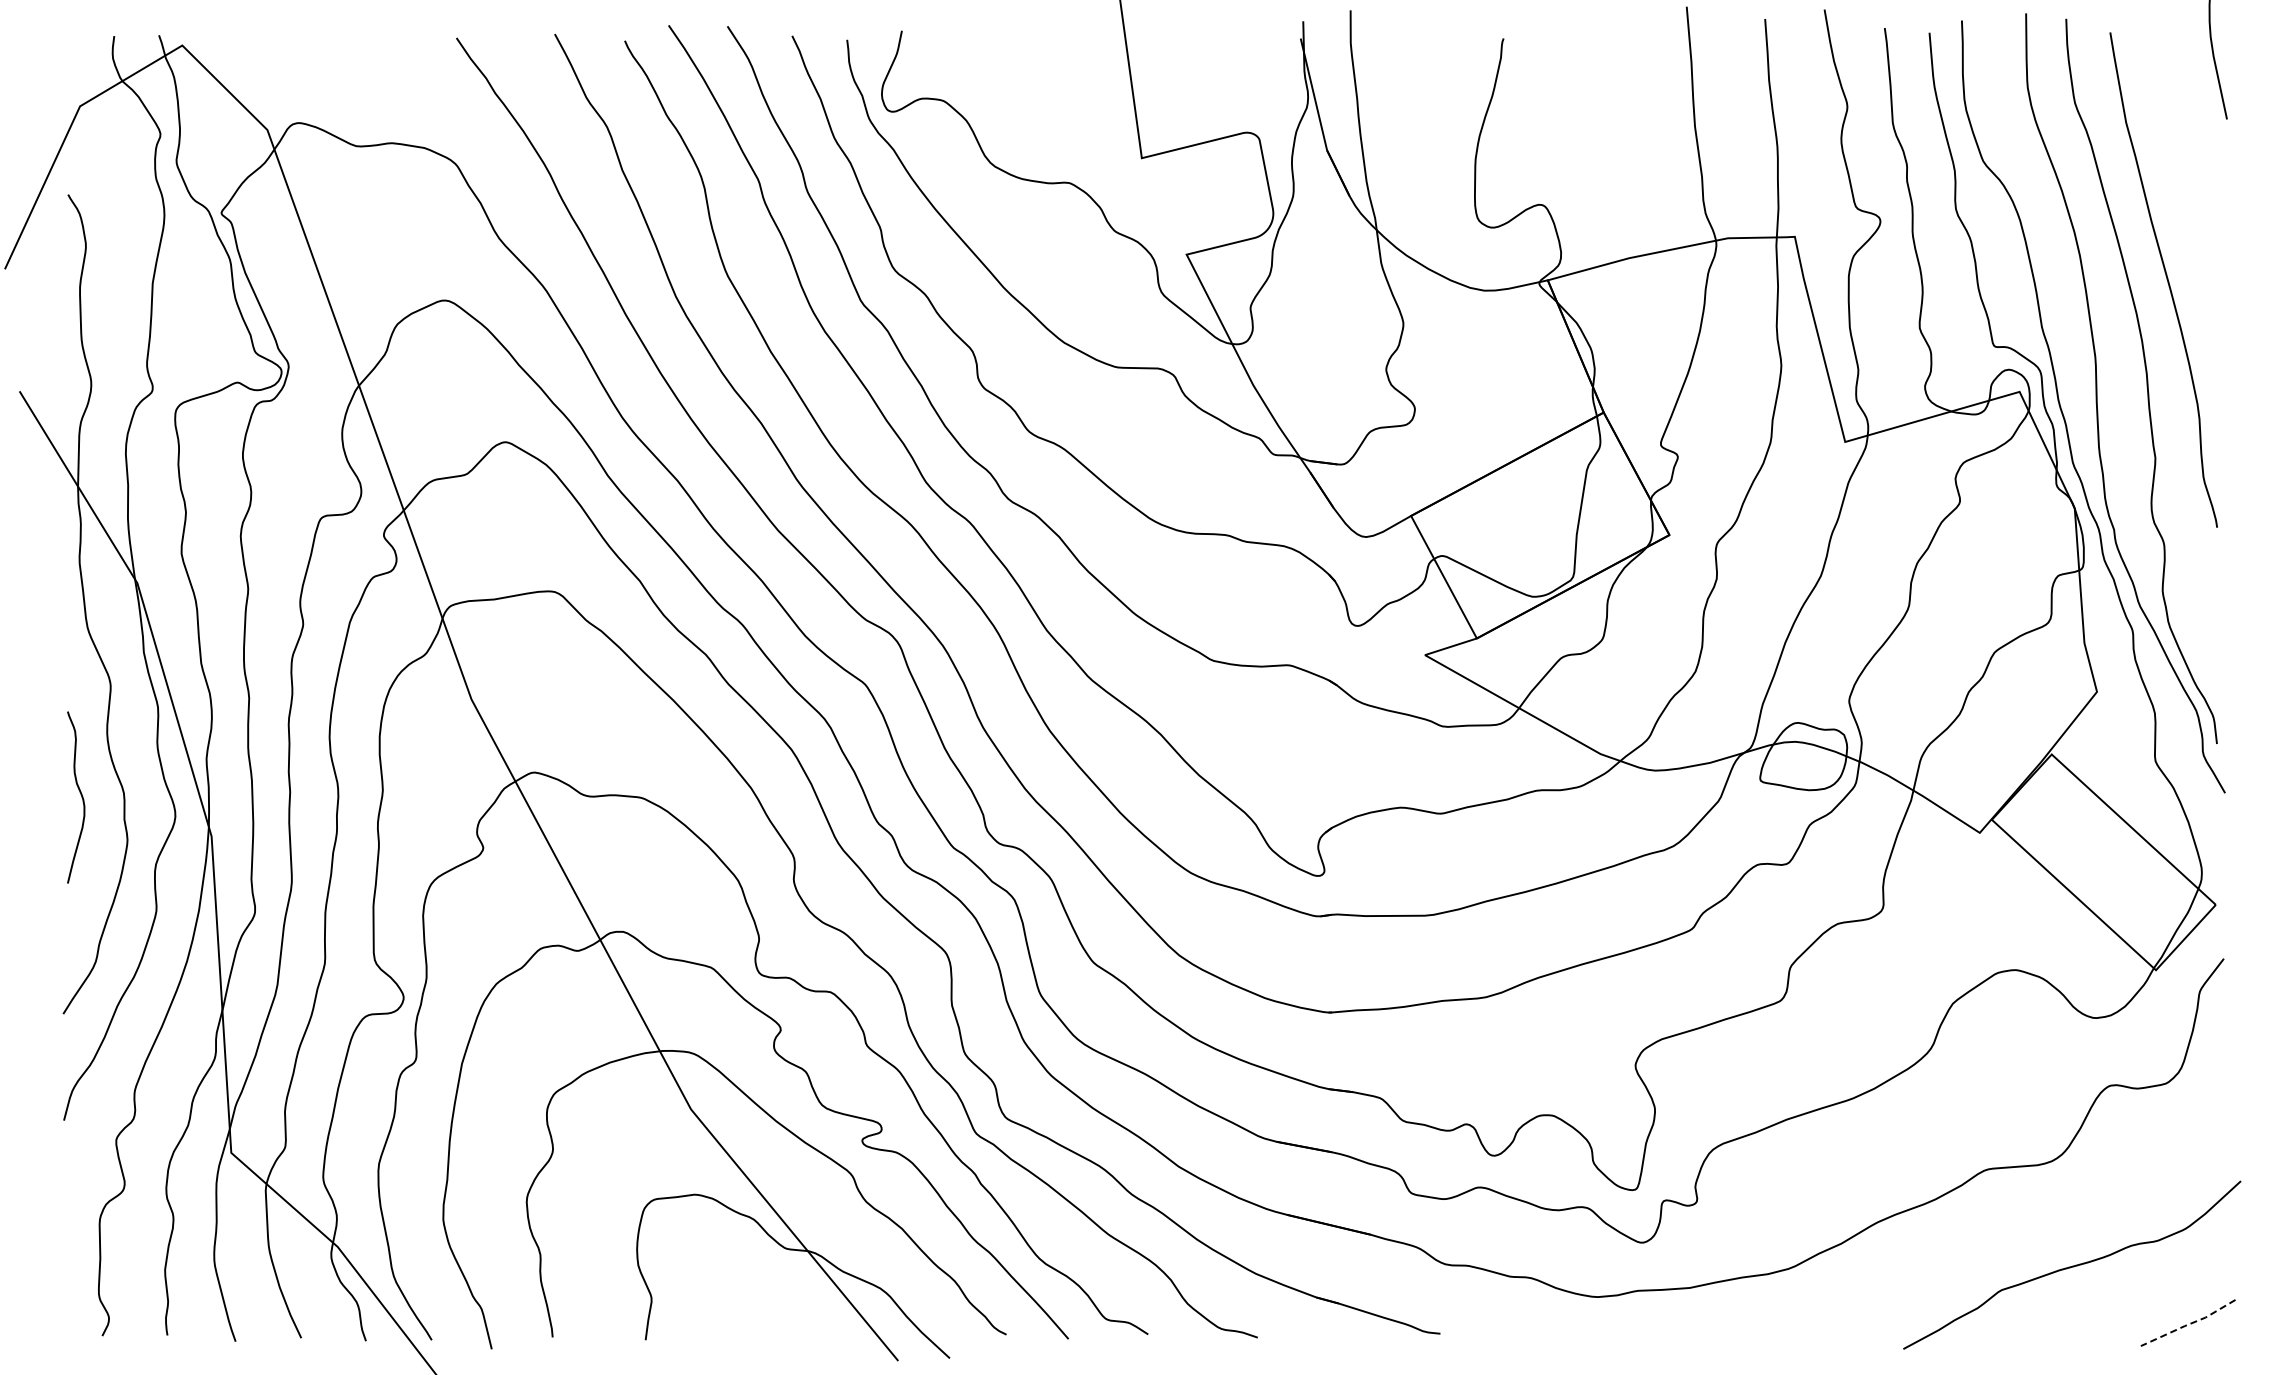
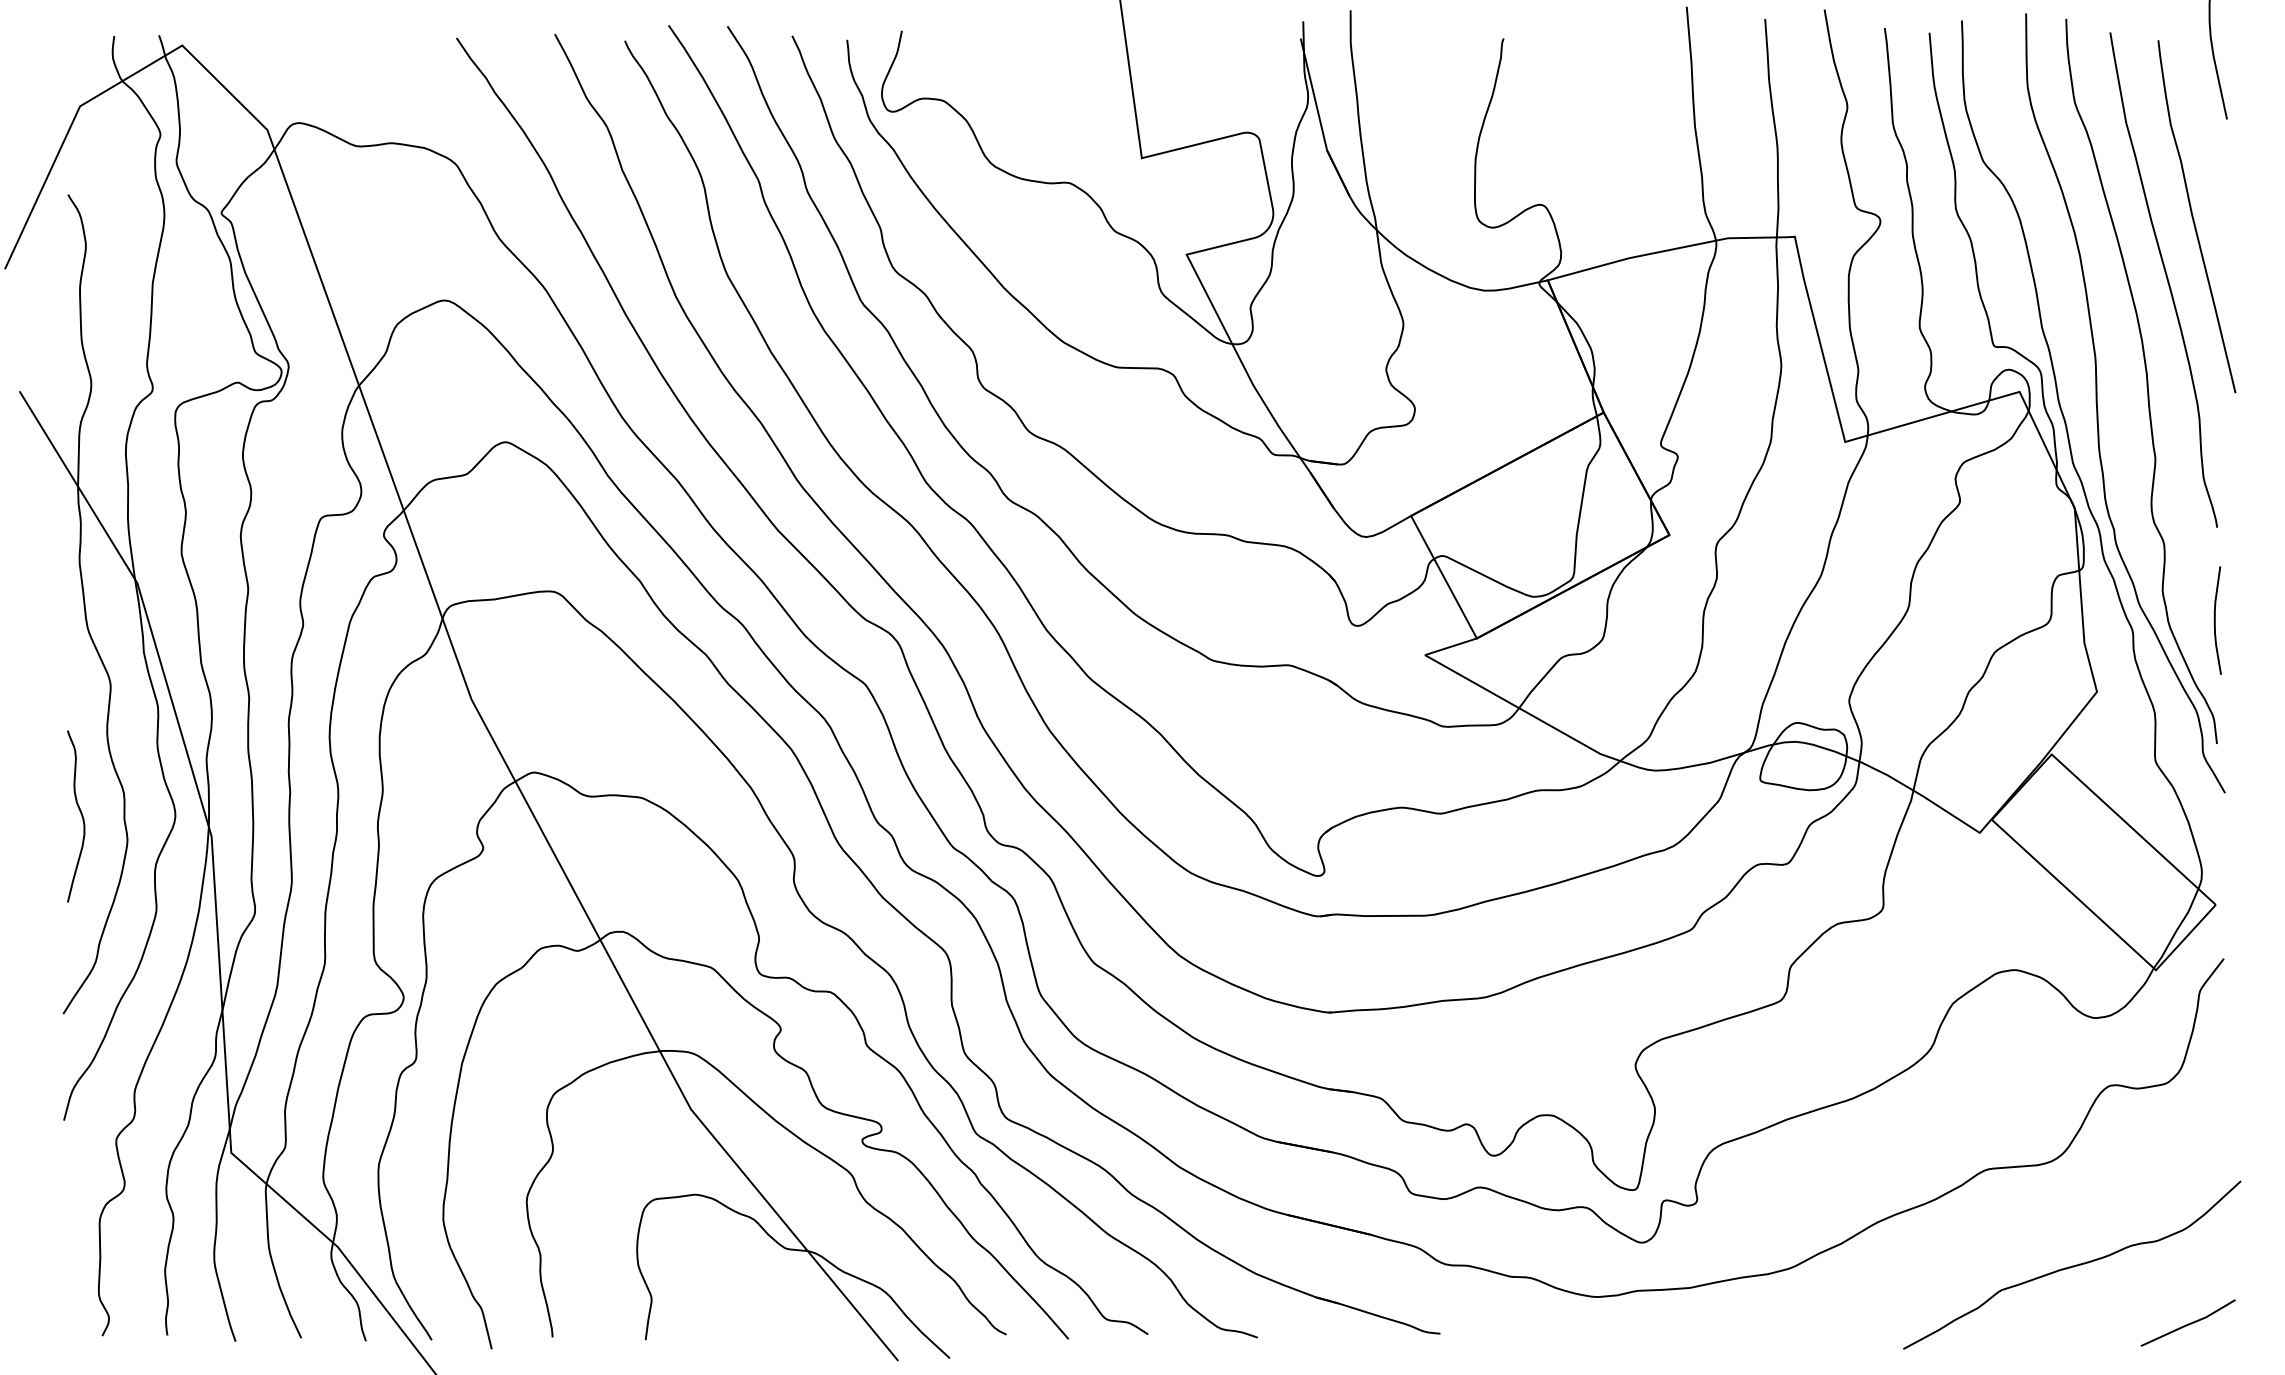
curve: none -> present (2193, 216)
curve: none -> present (2215, 620)
curve position: (80, 795) -> (80, 814) (80, 814)
line: dashed -> solid (2188, 1324)
